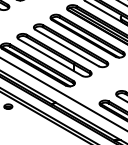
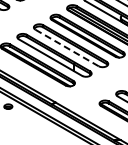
line: solid -> dashed (67, 48)
line: present -> none (63, 93)
